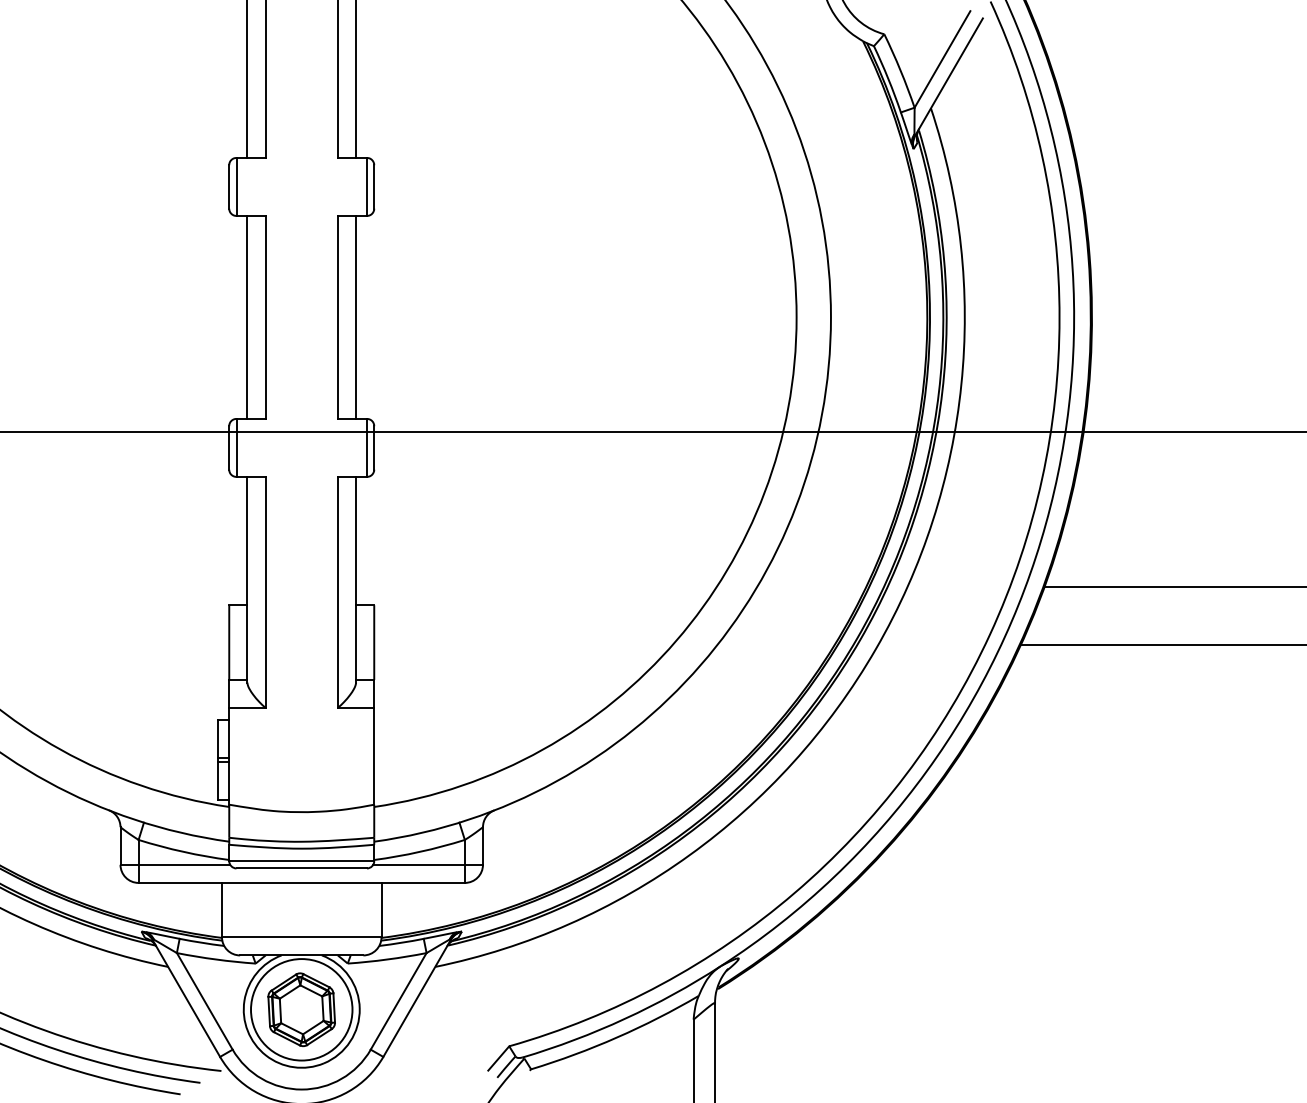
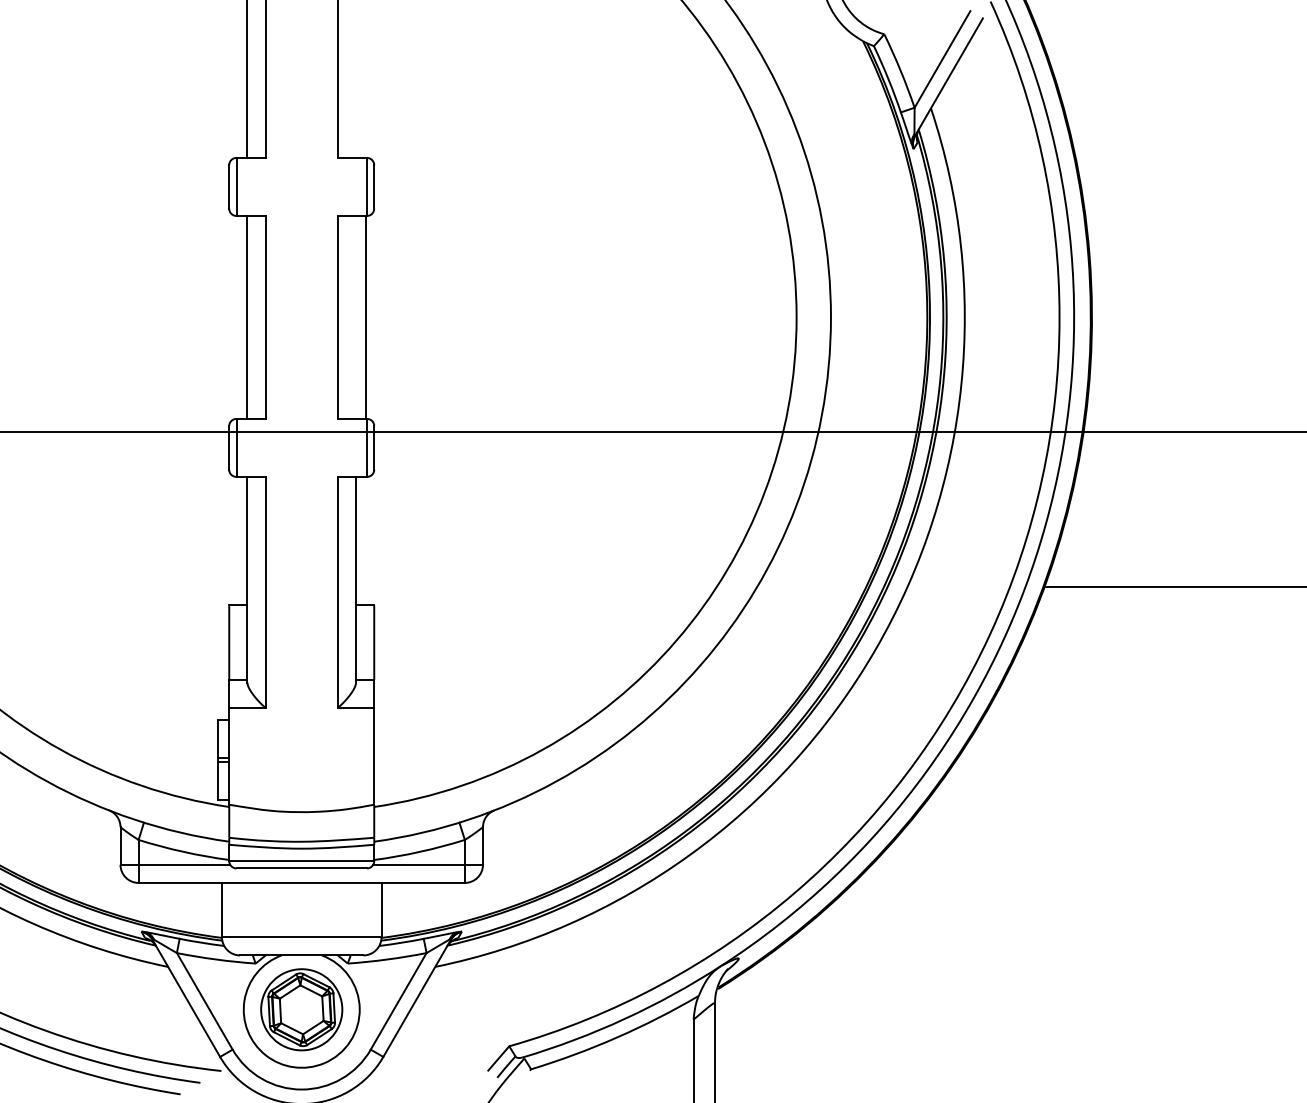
line: present -> none (356, 79)
line position: (356, 316) -> (366, 316) (366, 316)
line: present -> none (1161, 645)
circle diameter: 101 px -> 81 px (301, 1009)
